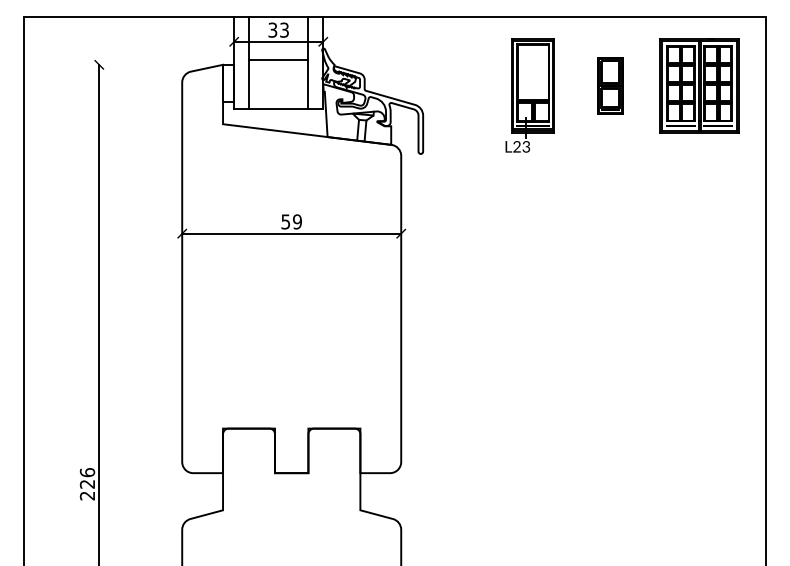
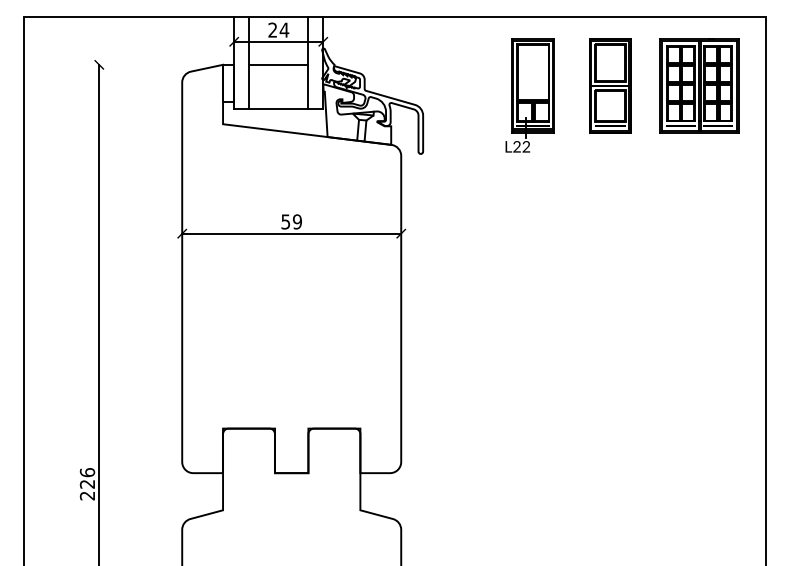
text: 33 -> 24 (278, 29)
line position: (278, 59) -> (278, 64) (278, 64)
part size: 27x58 px -> 43x96 px (610, 85)
text: L23 -> L22 (526, 148)
